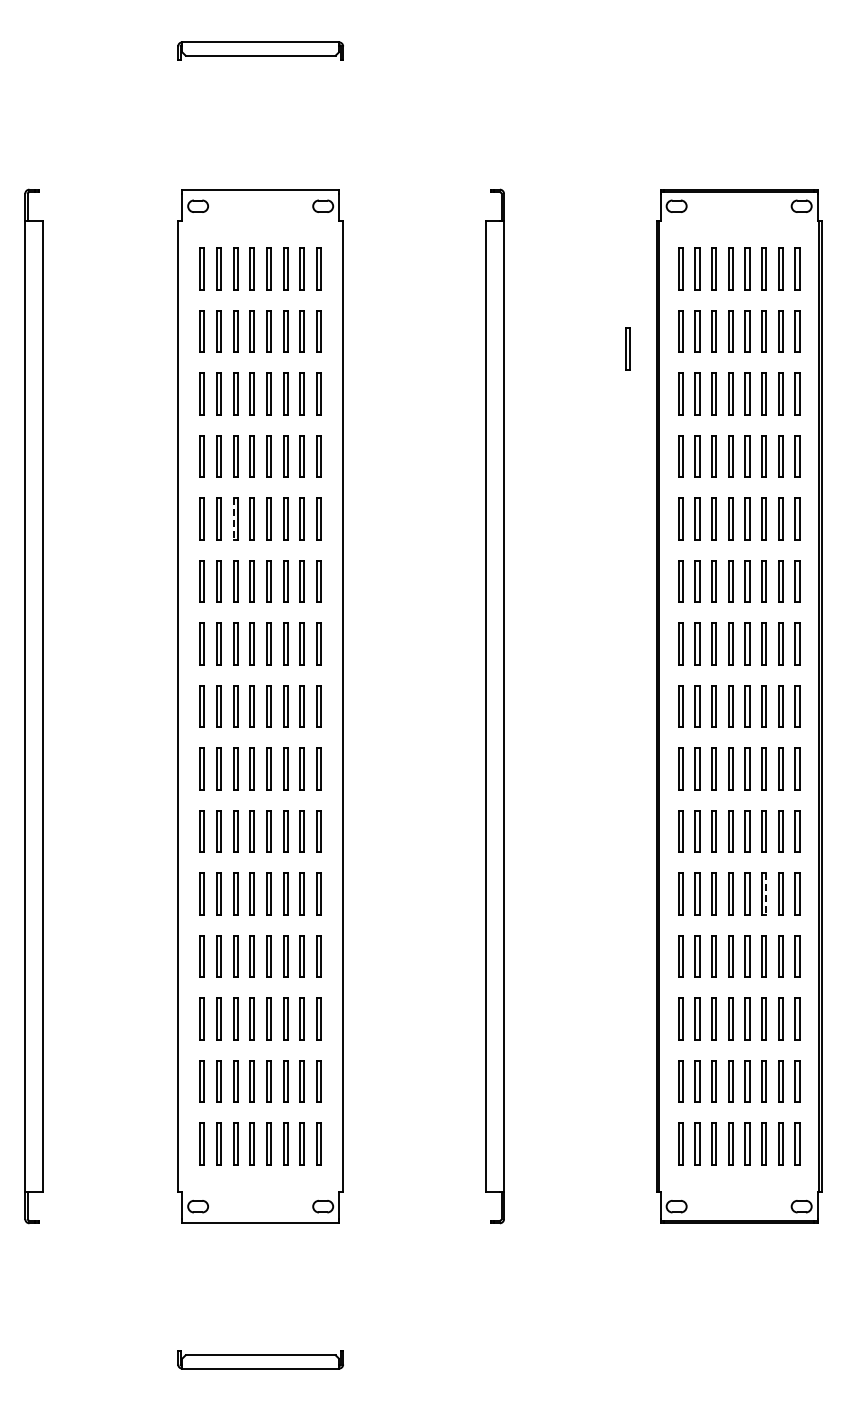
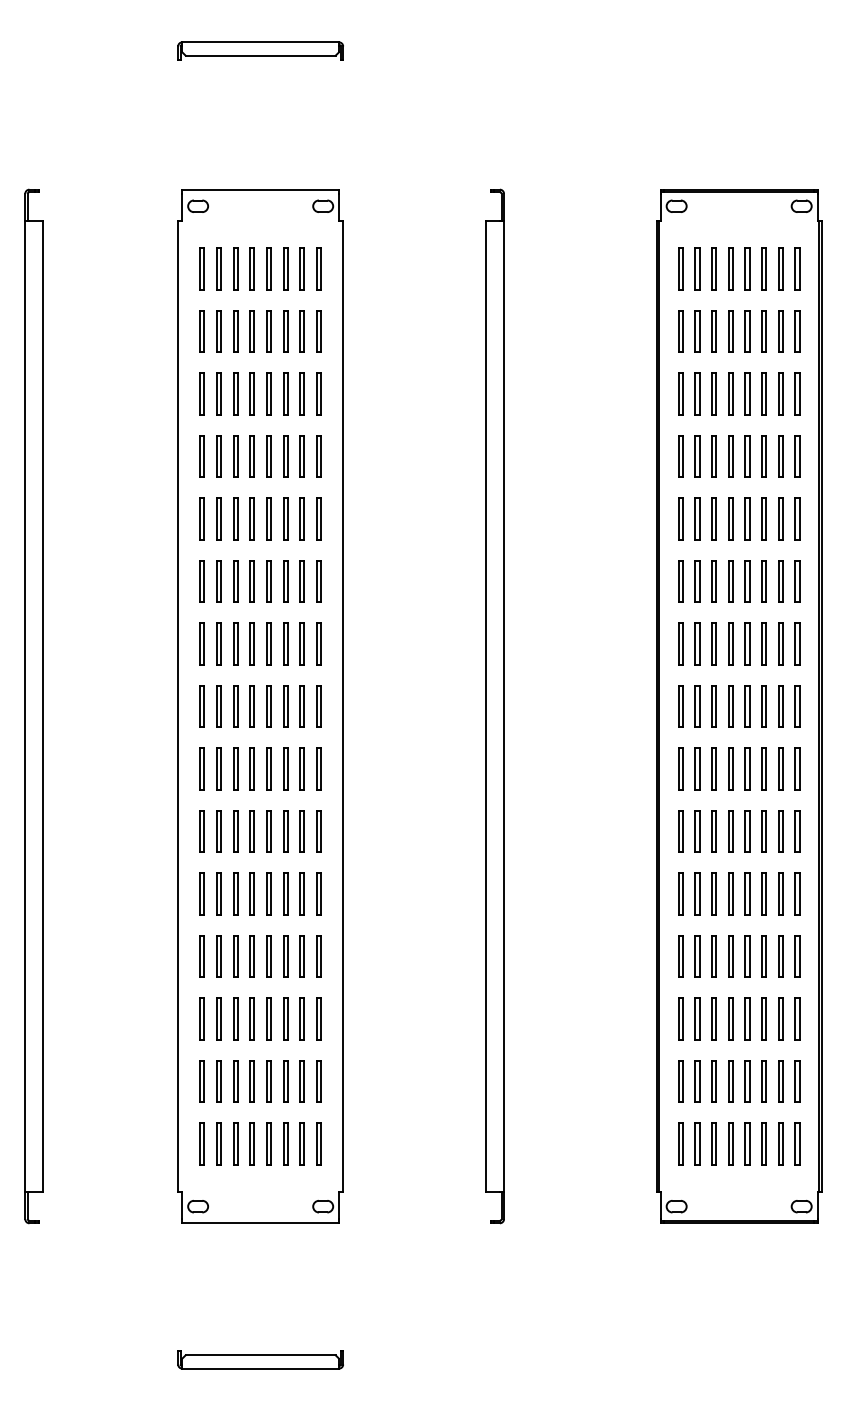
part: present -> none (627, 348)
line: dashed -> solid (233, 518)
line: dashed -> solid (766, 894)
